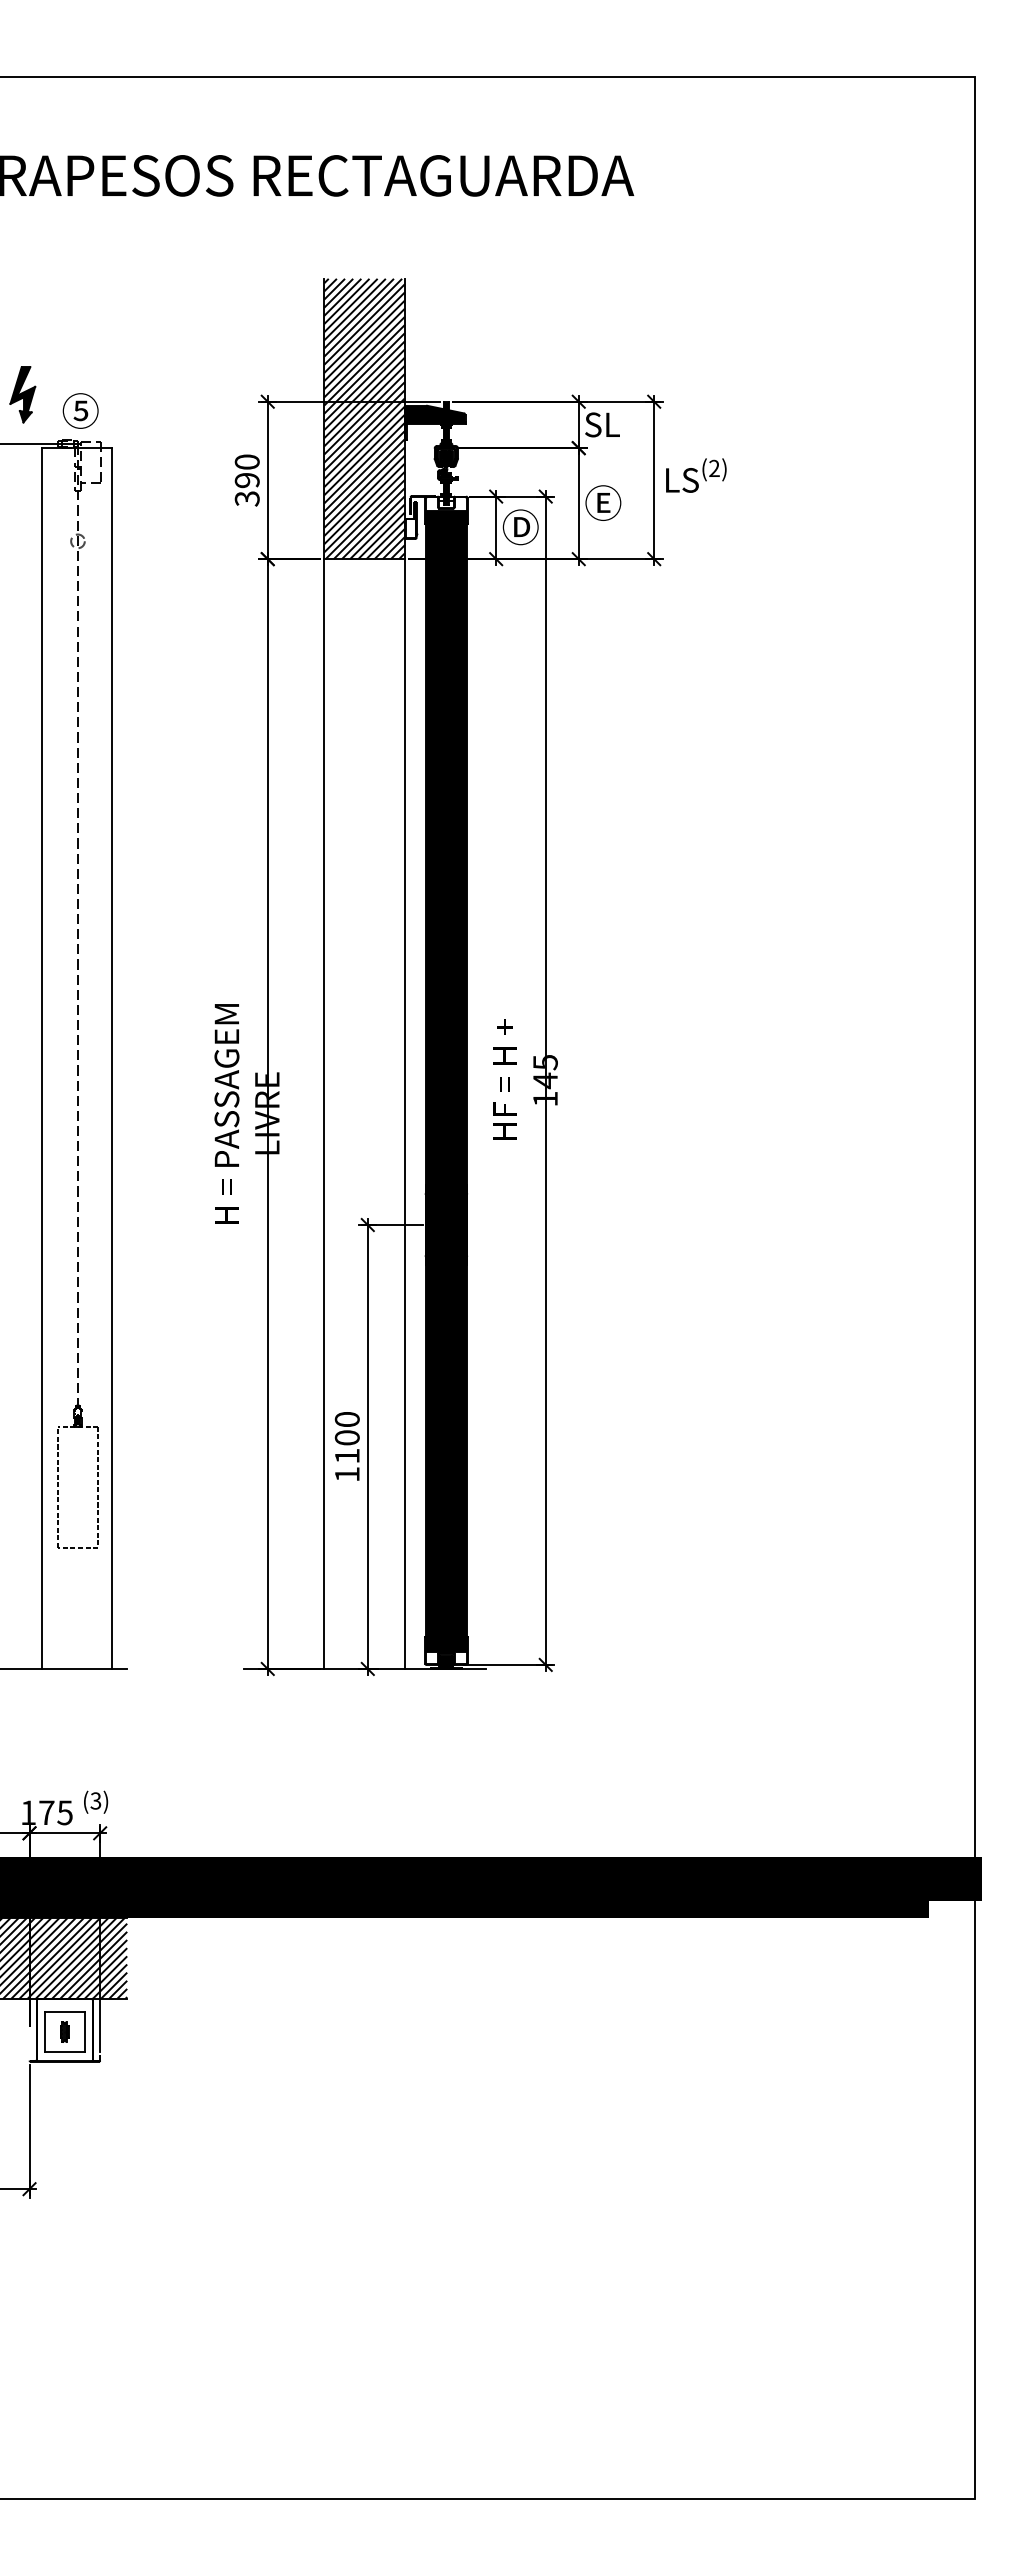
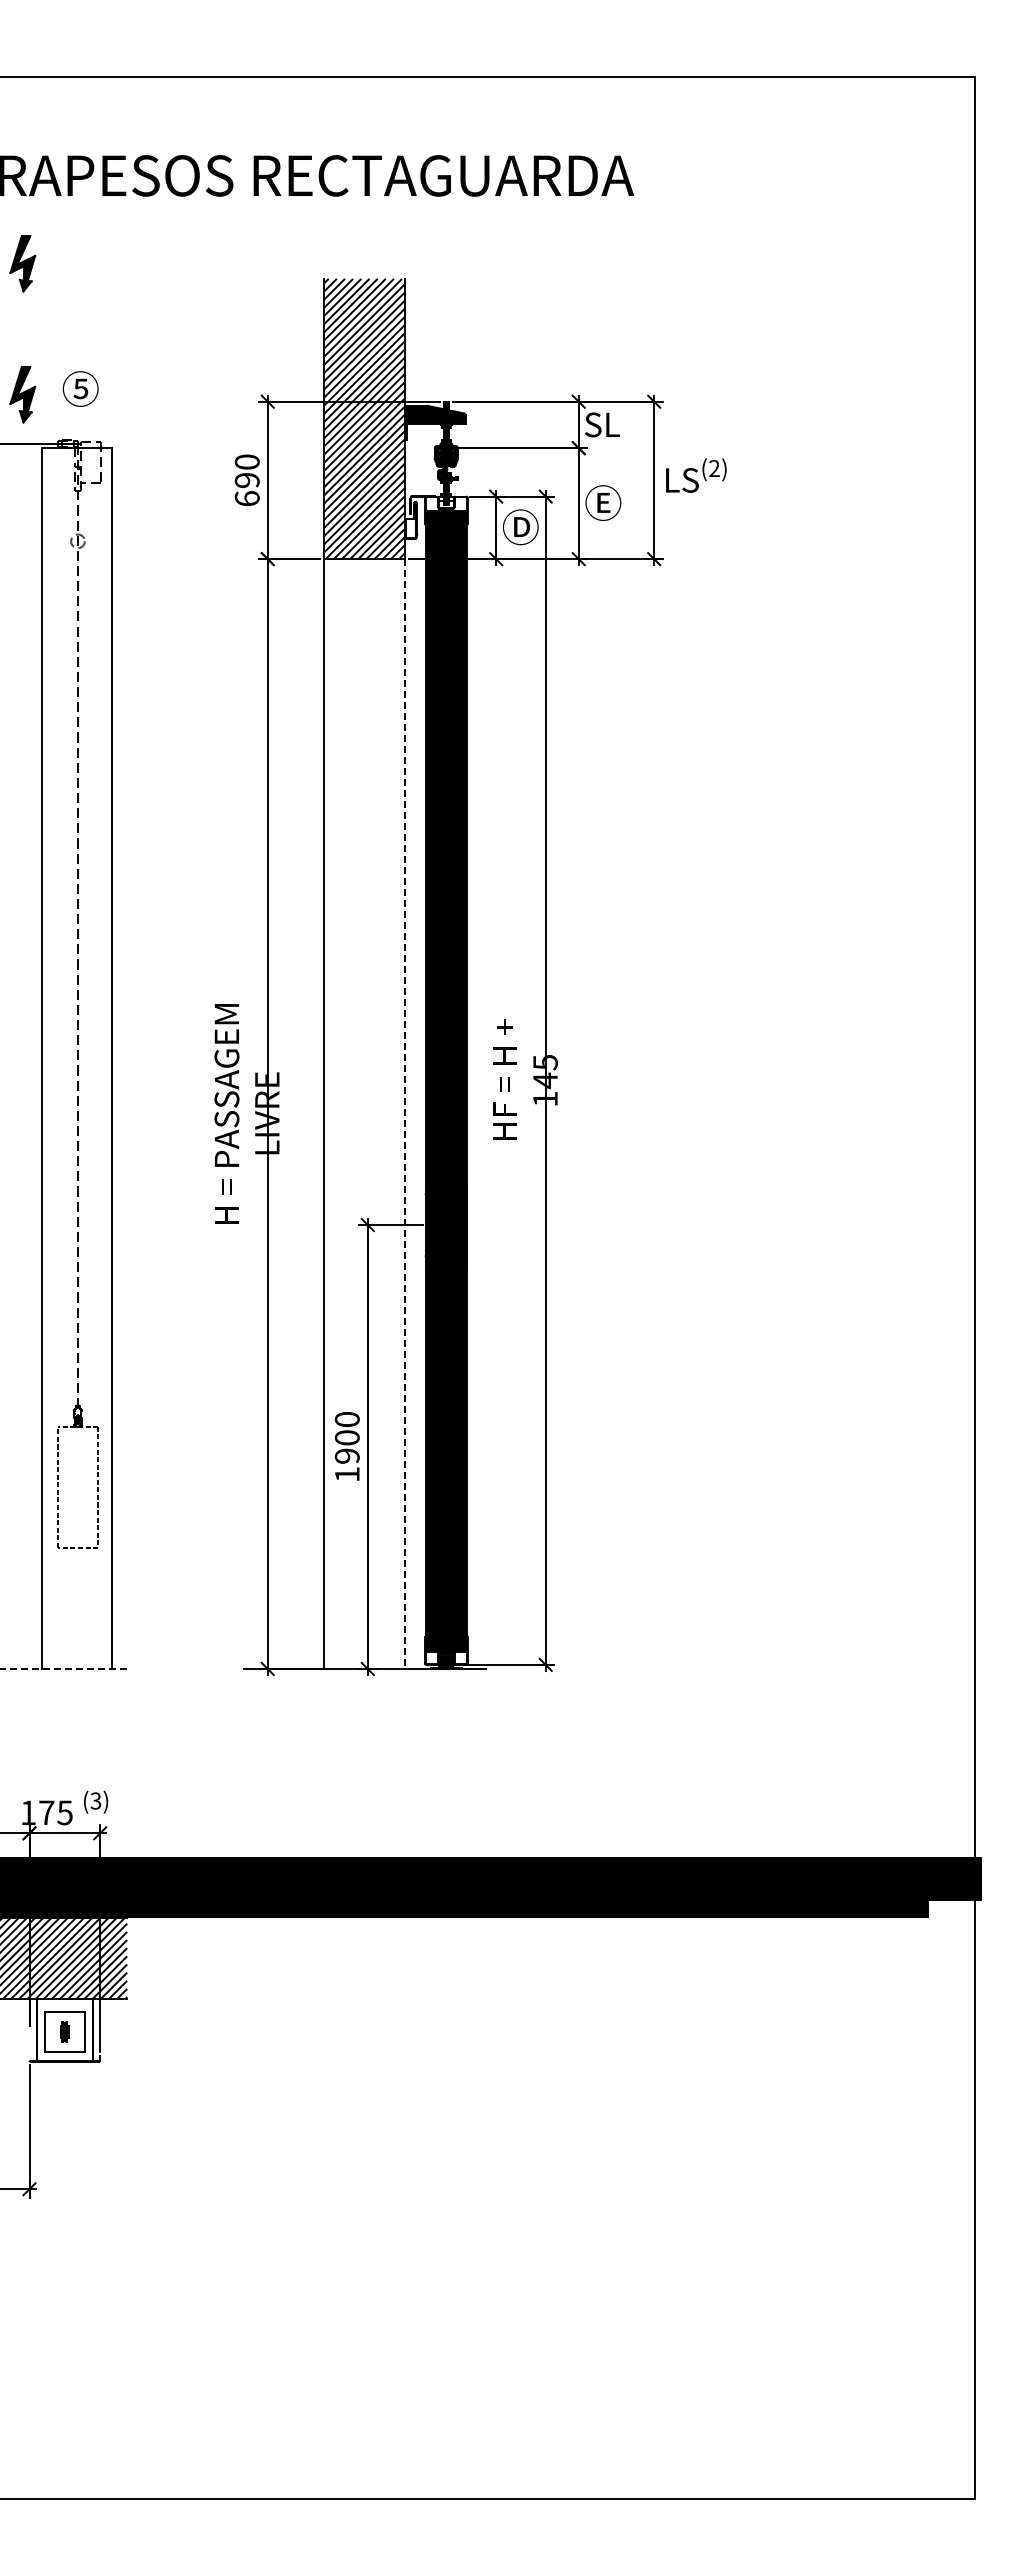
part: none -> present (22, 263)
text position: (80, 410) -> (80, 388) (80, 388)
text: 390 -> 690 (246, 498)
line: solid -> dashed (404, 1114)
text: 1100 -> 1900 (346, 1455)
line: solid -> dashed (63, 1668)
